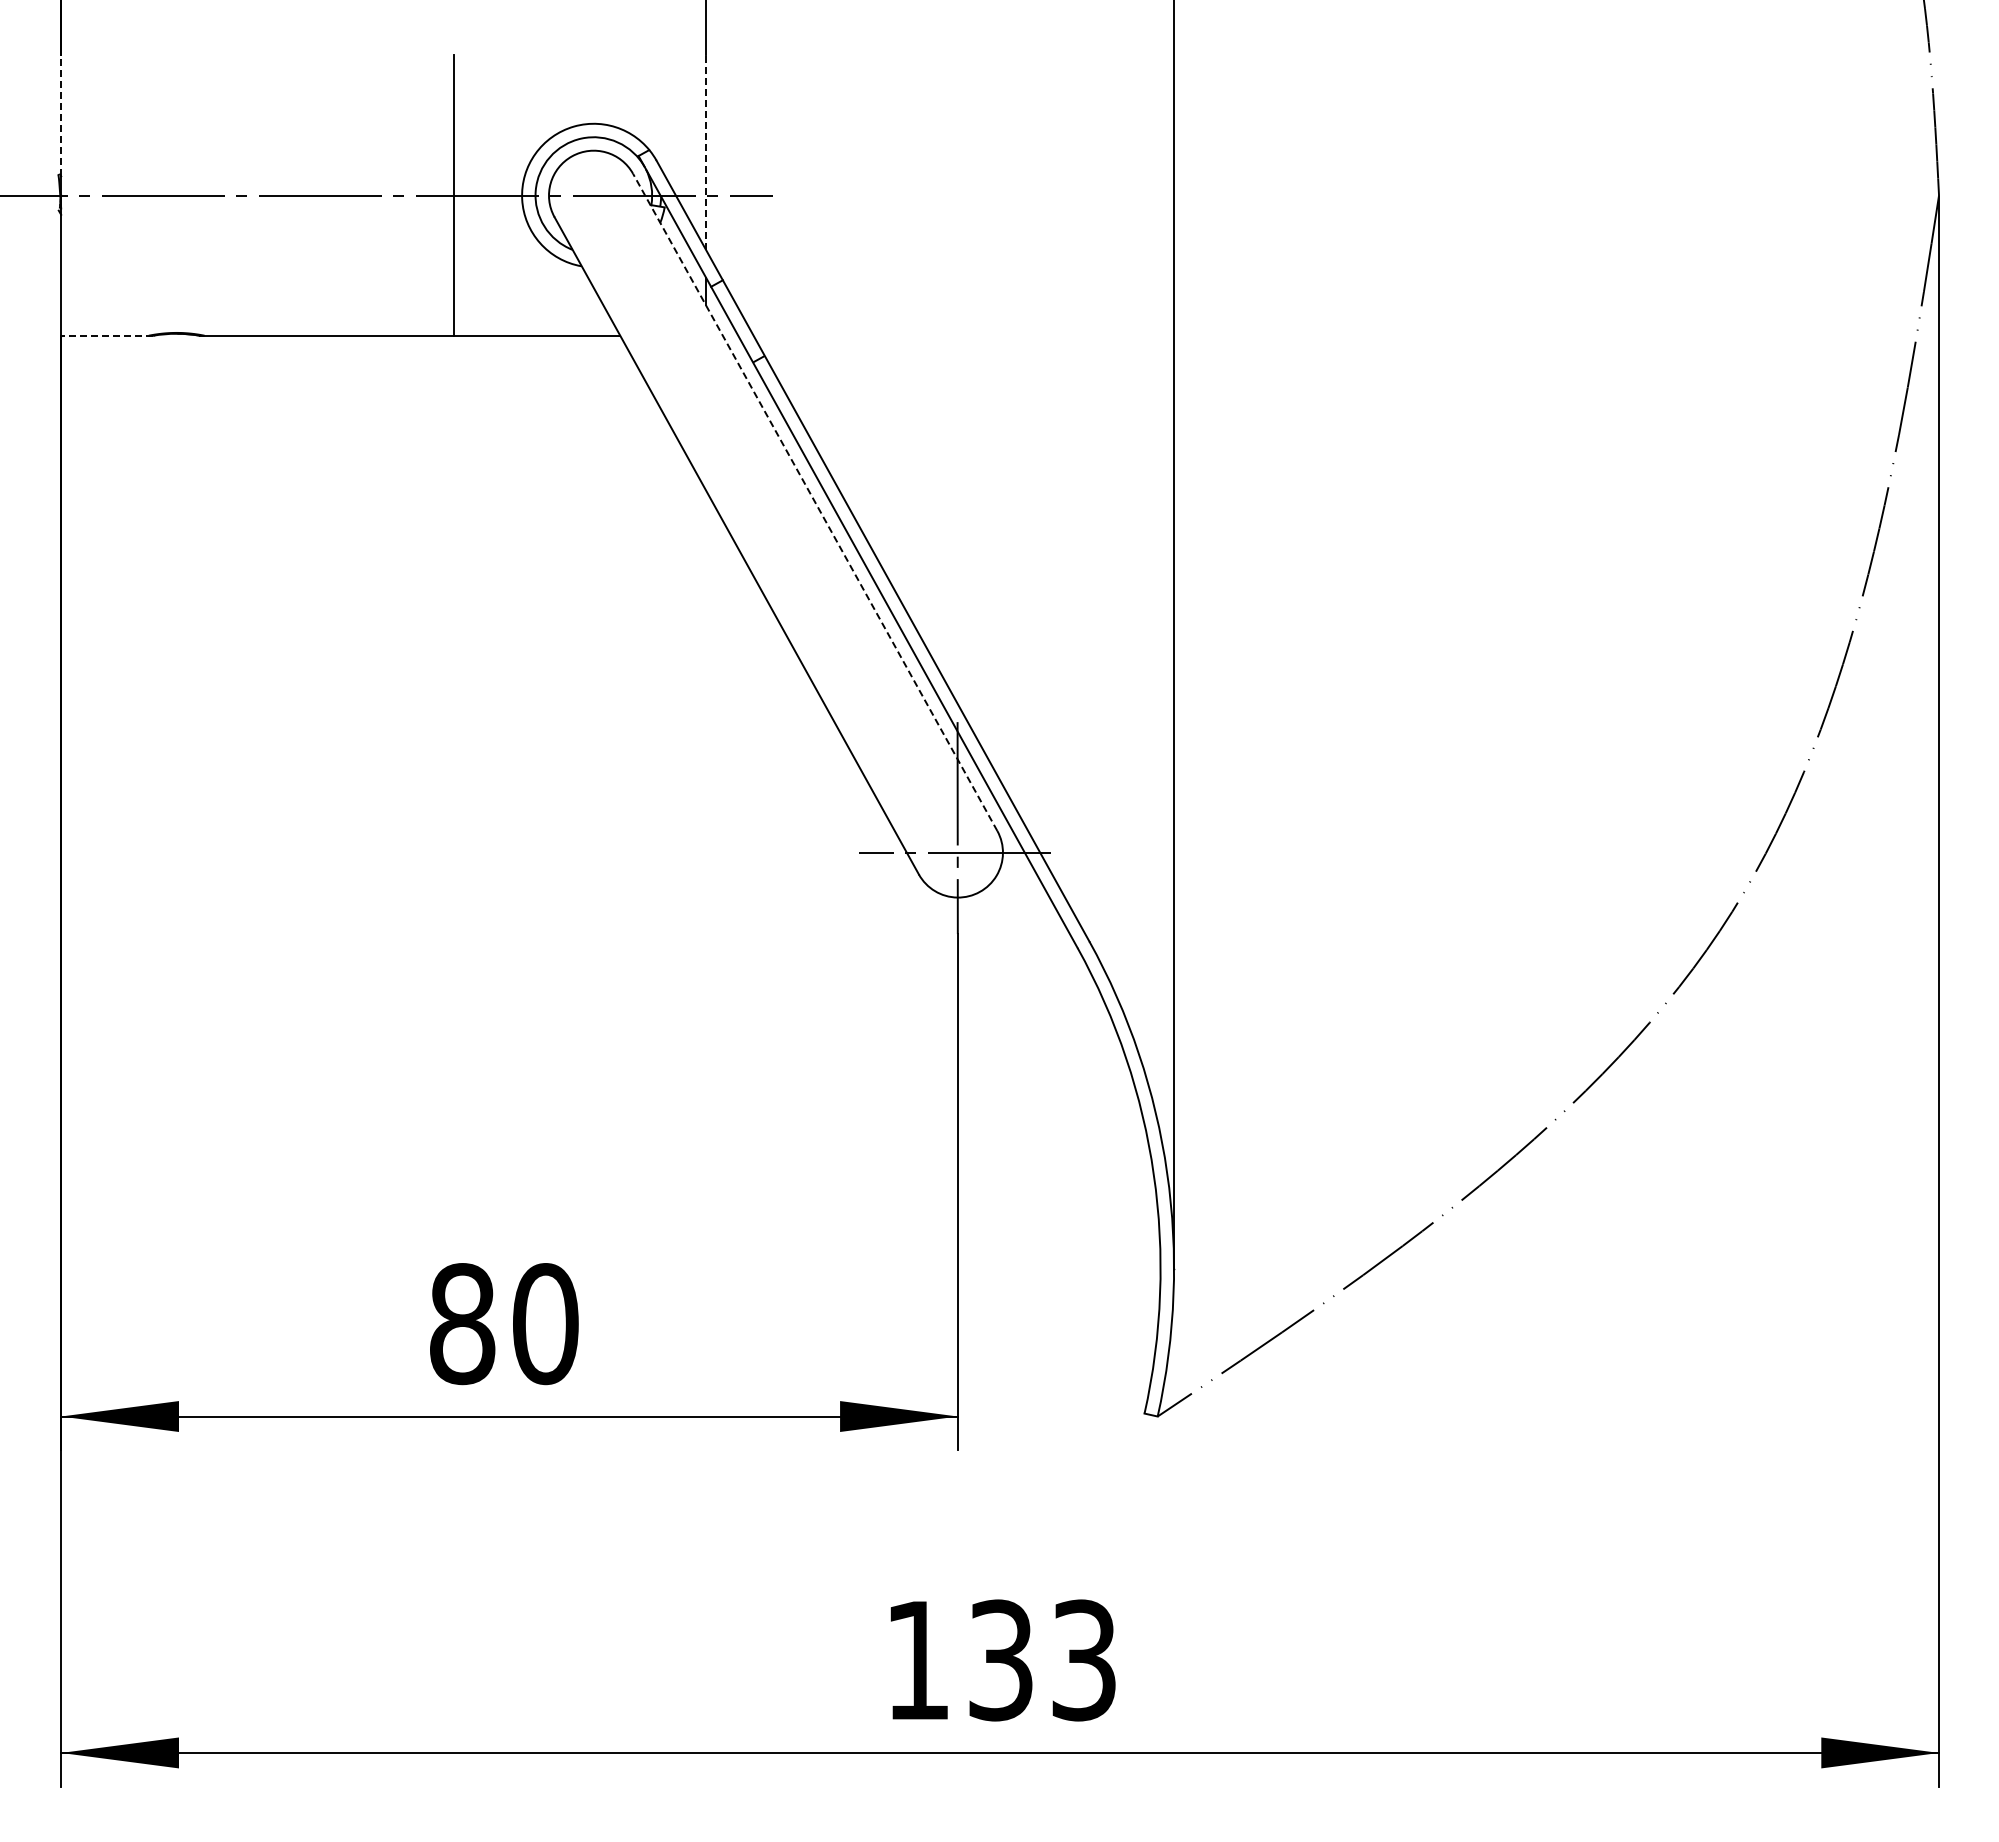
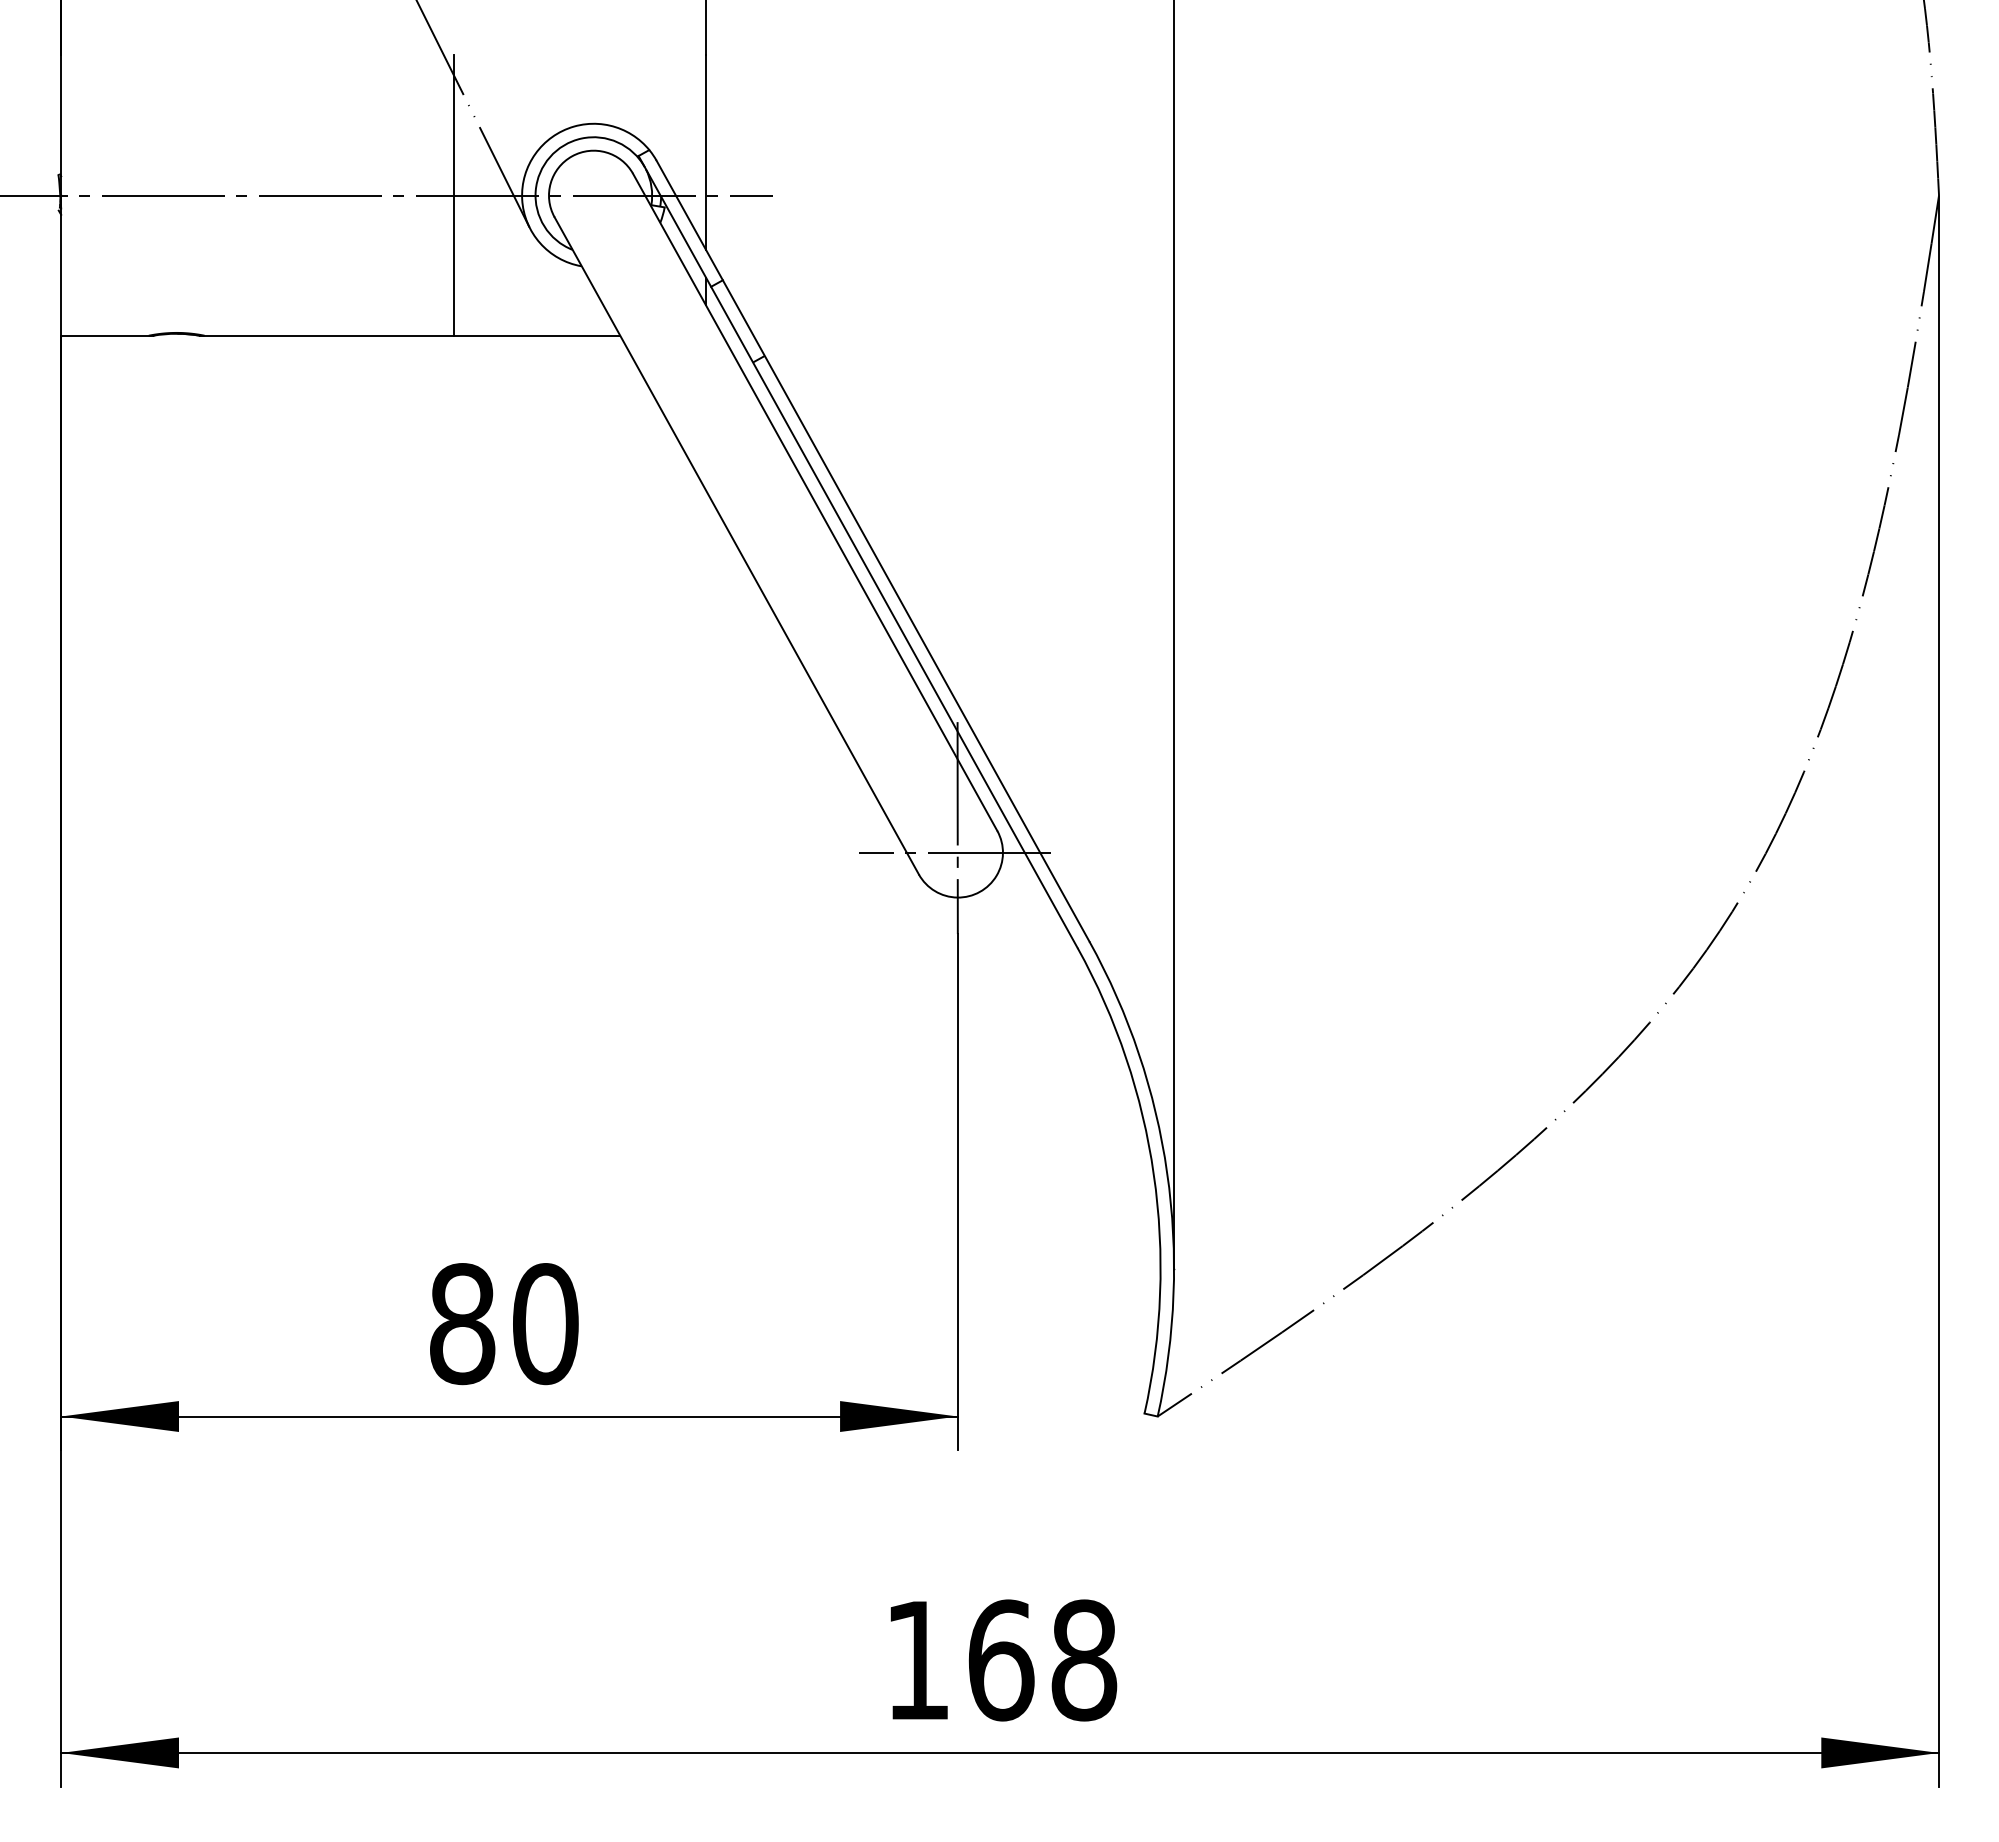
line: none -> present (473, 114)
line: dashed -> solid (61, 115)
line: dashed -> solid (706, 152)
line: dashed -> solid (107, 335)
line: dashed -> solid (815, 502)
text: 133 -> 168 (1042, 1660)
